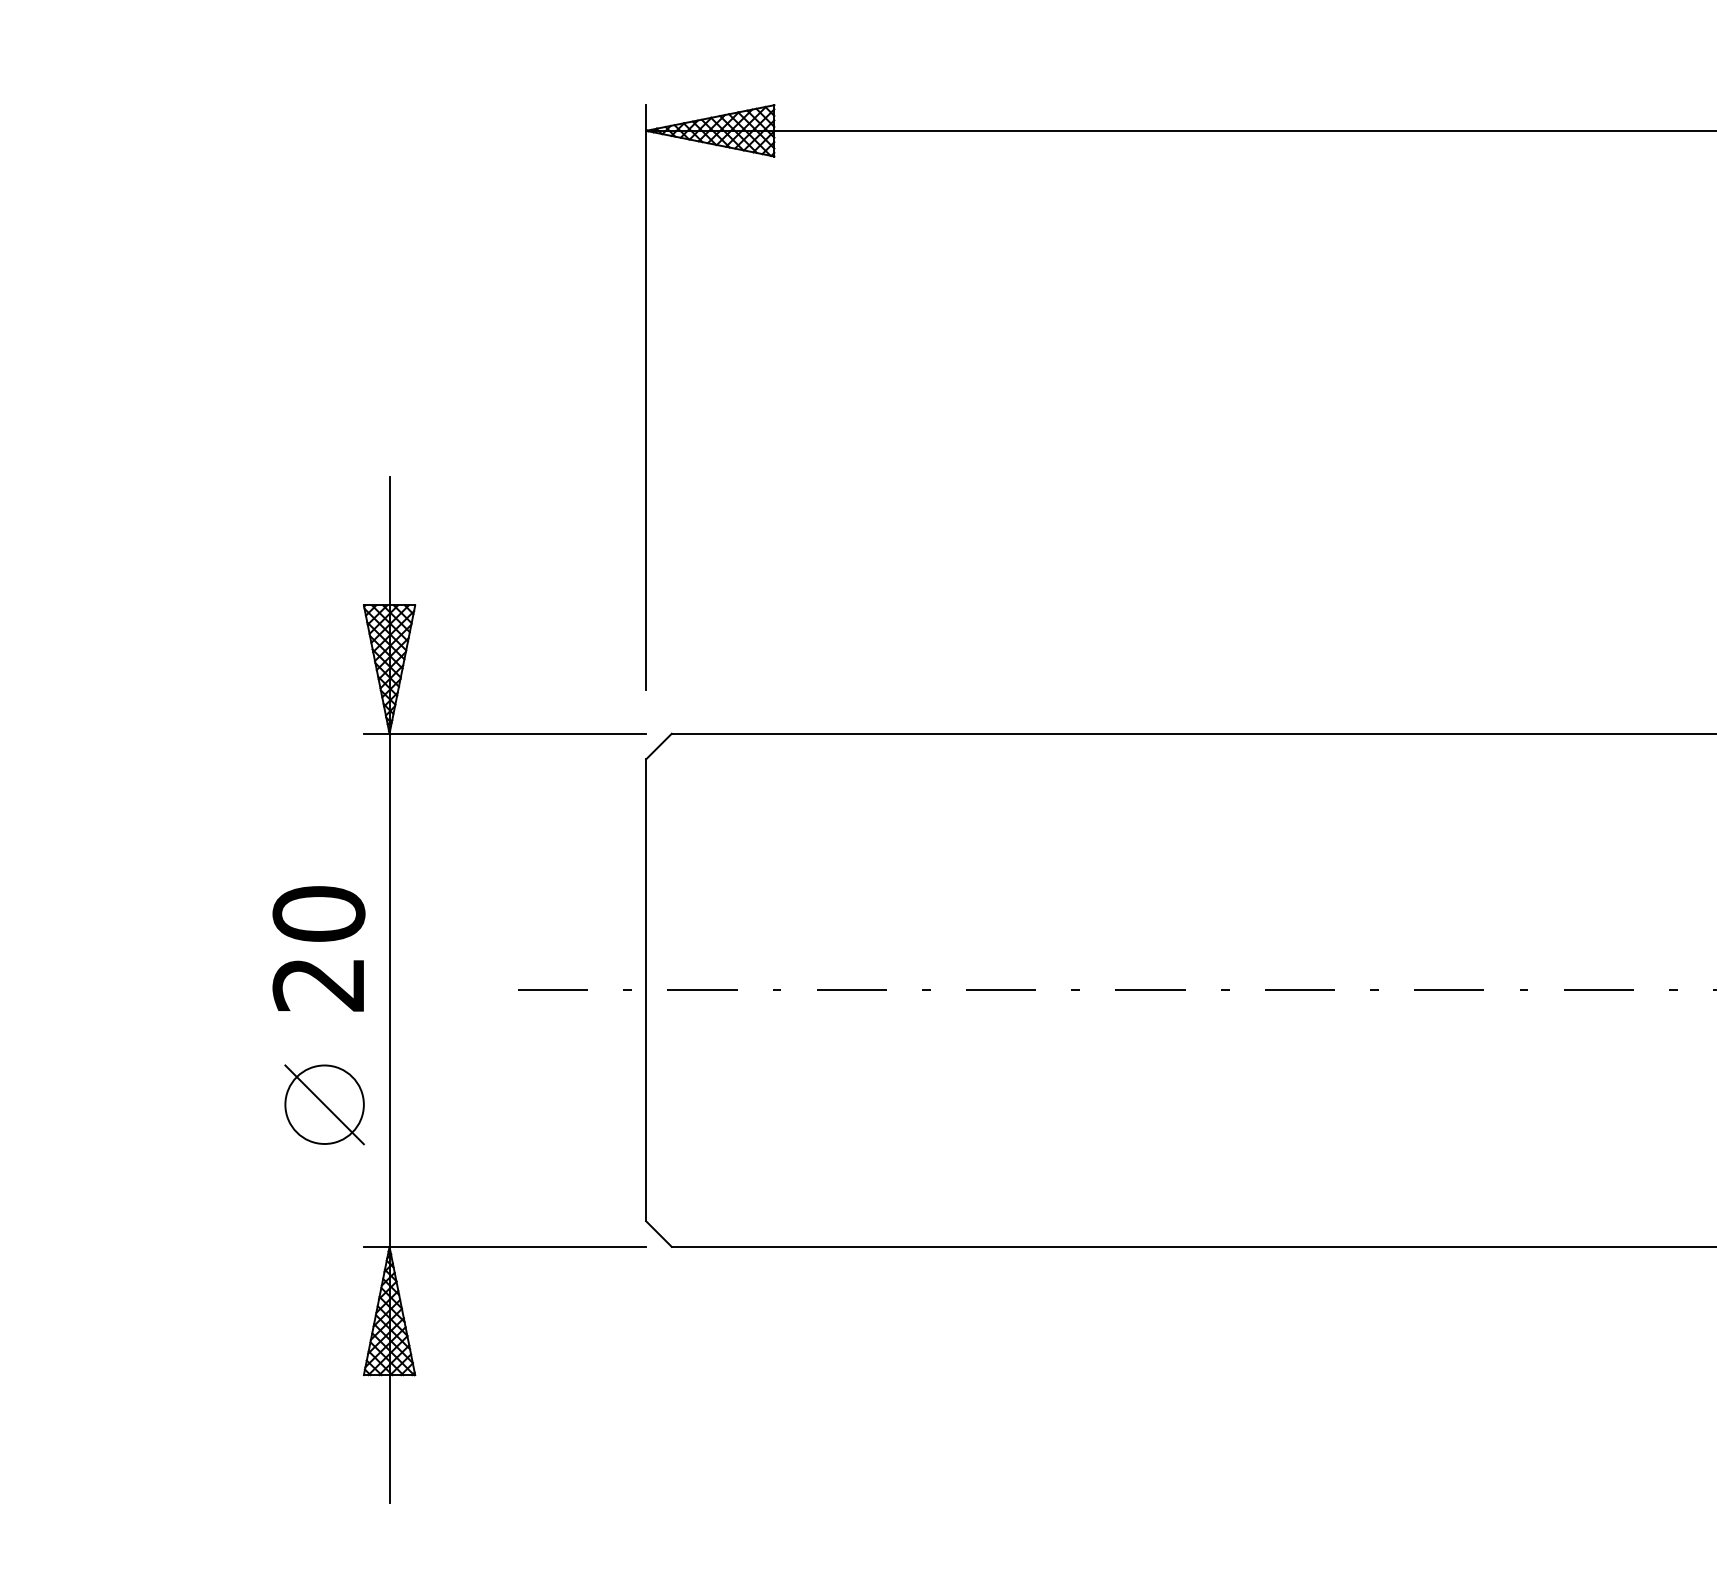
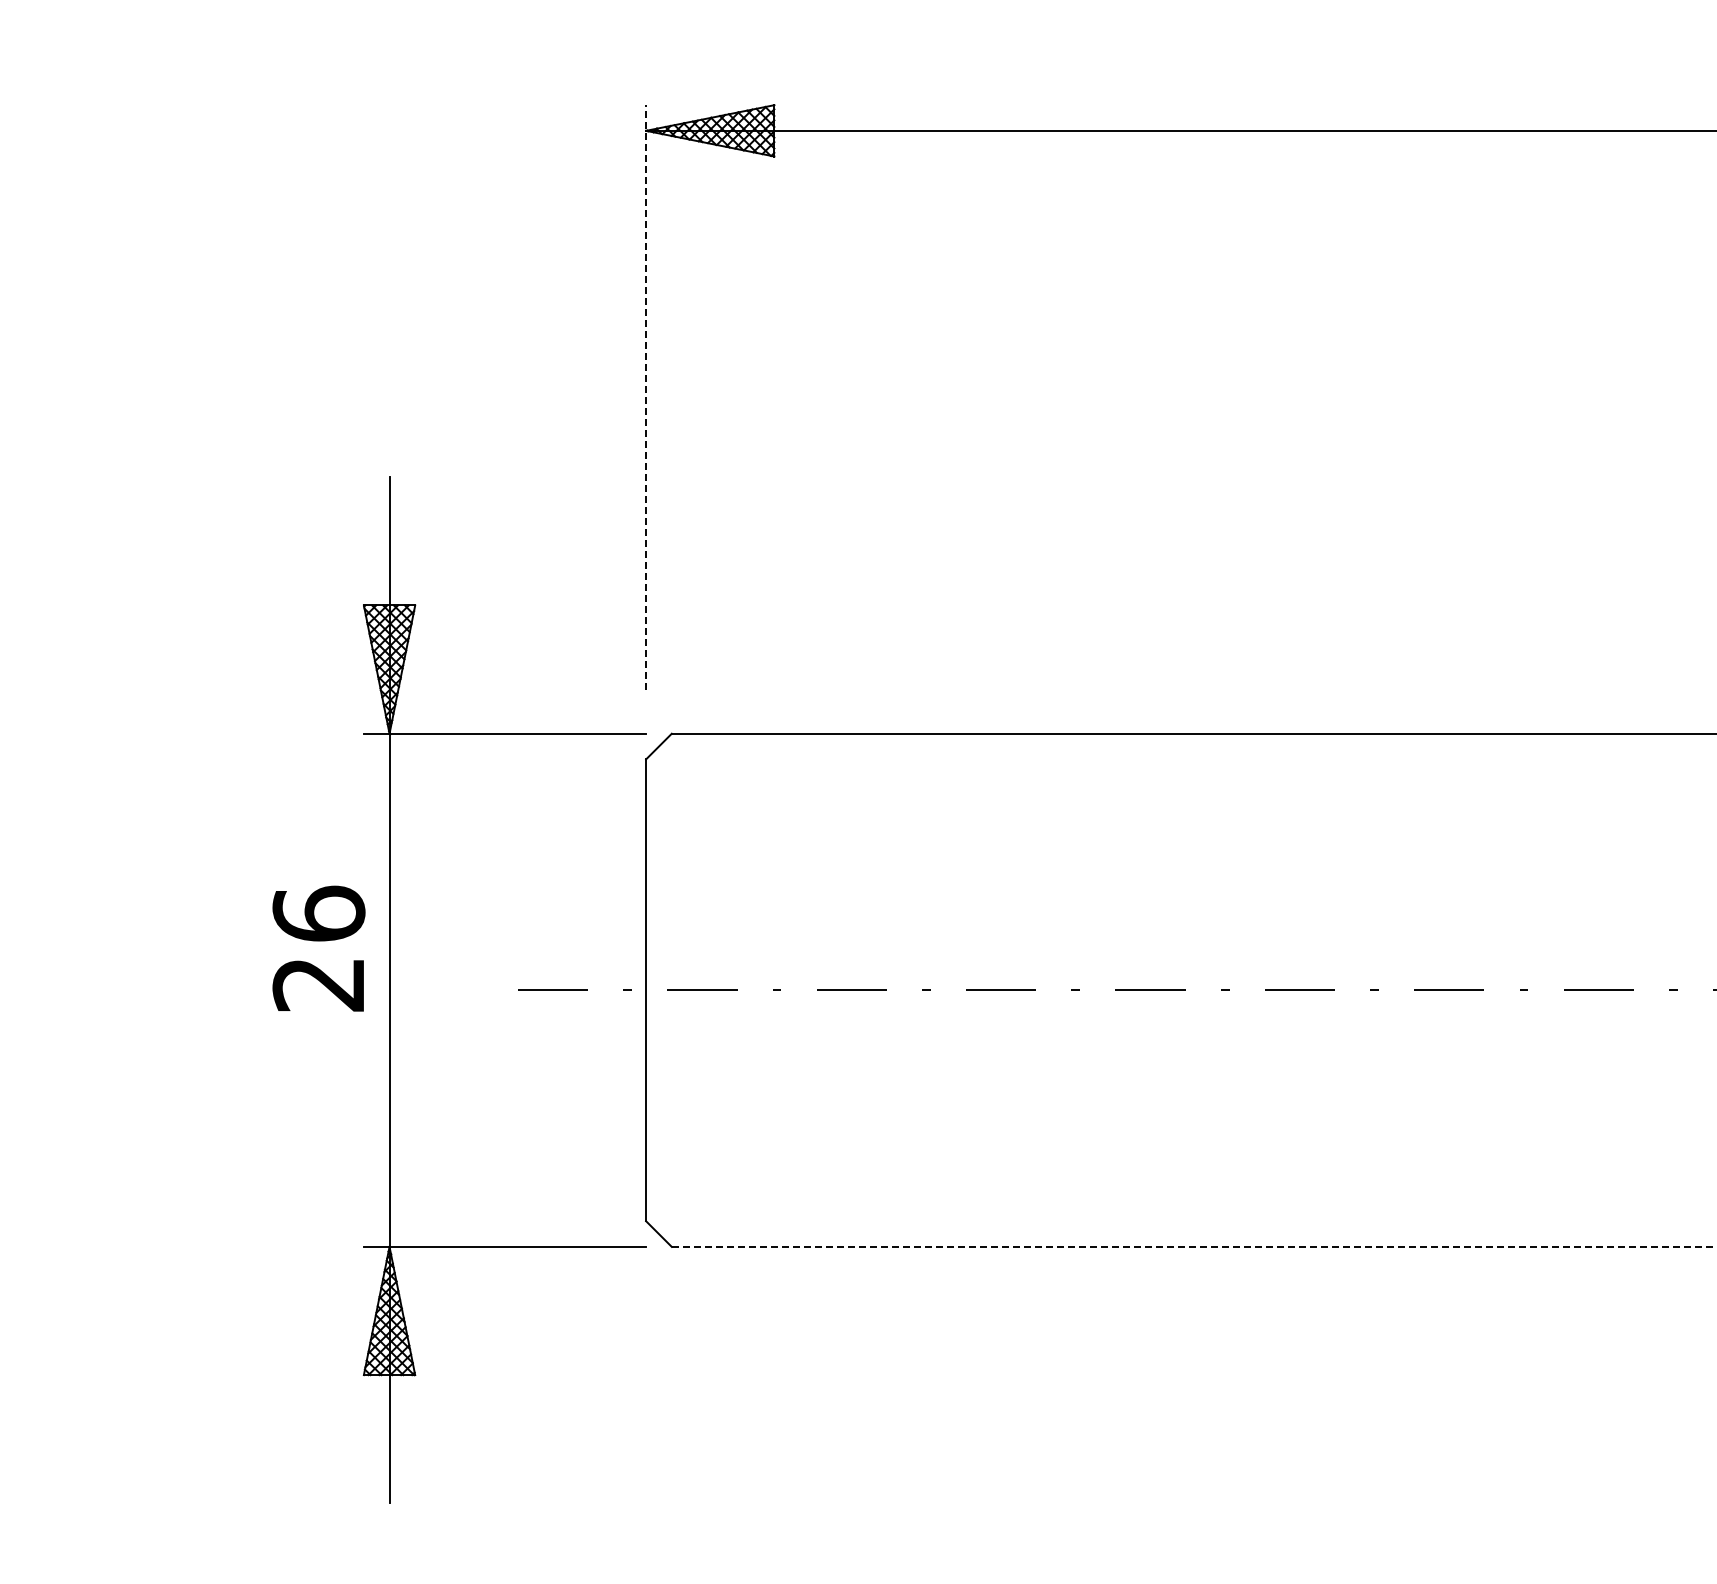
line: solid -> dashed (646, 397)
text: 20 -> 26 (318, 913)
part: present -> none (324, 1104)
line: solid -> dashed (1194, 1246)
